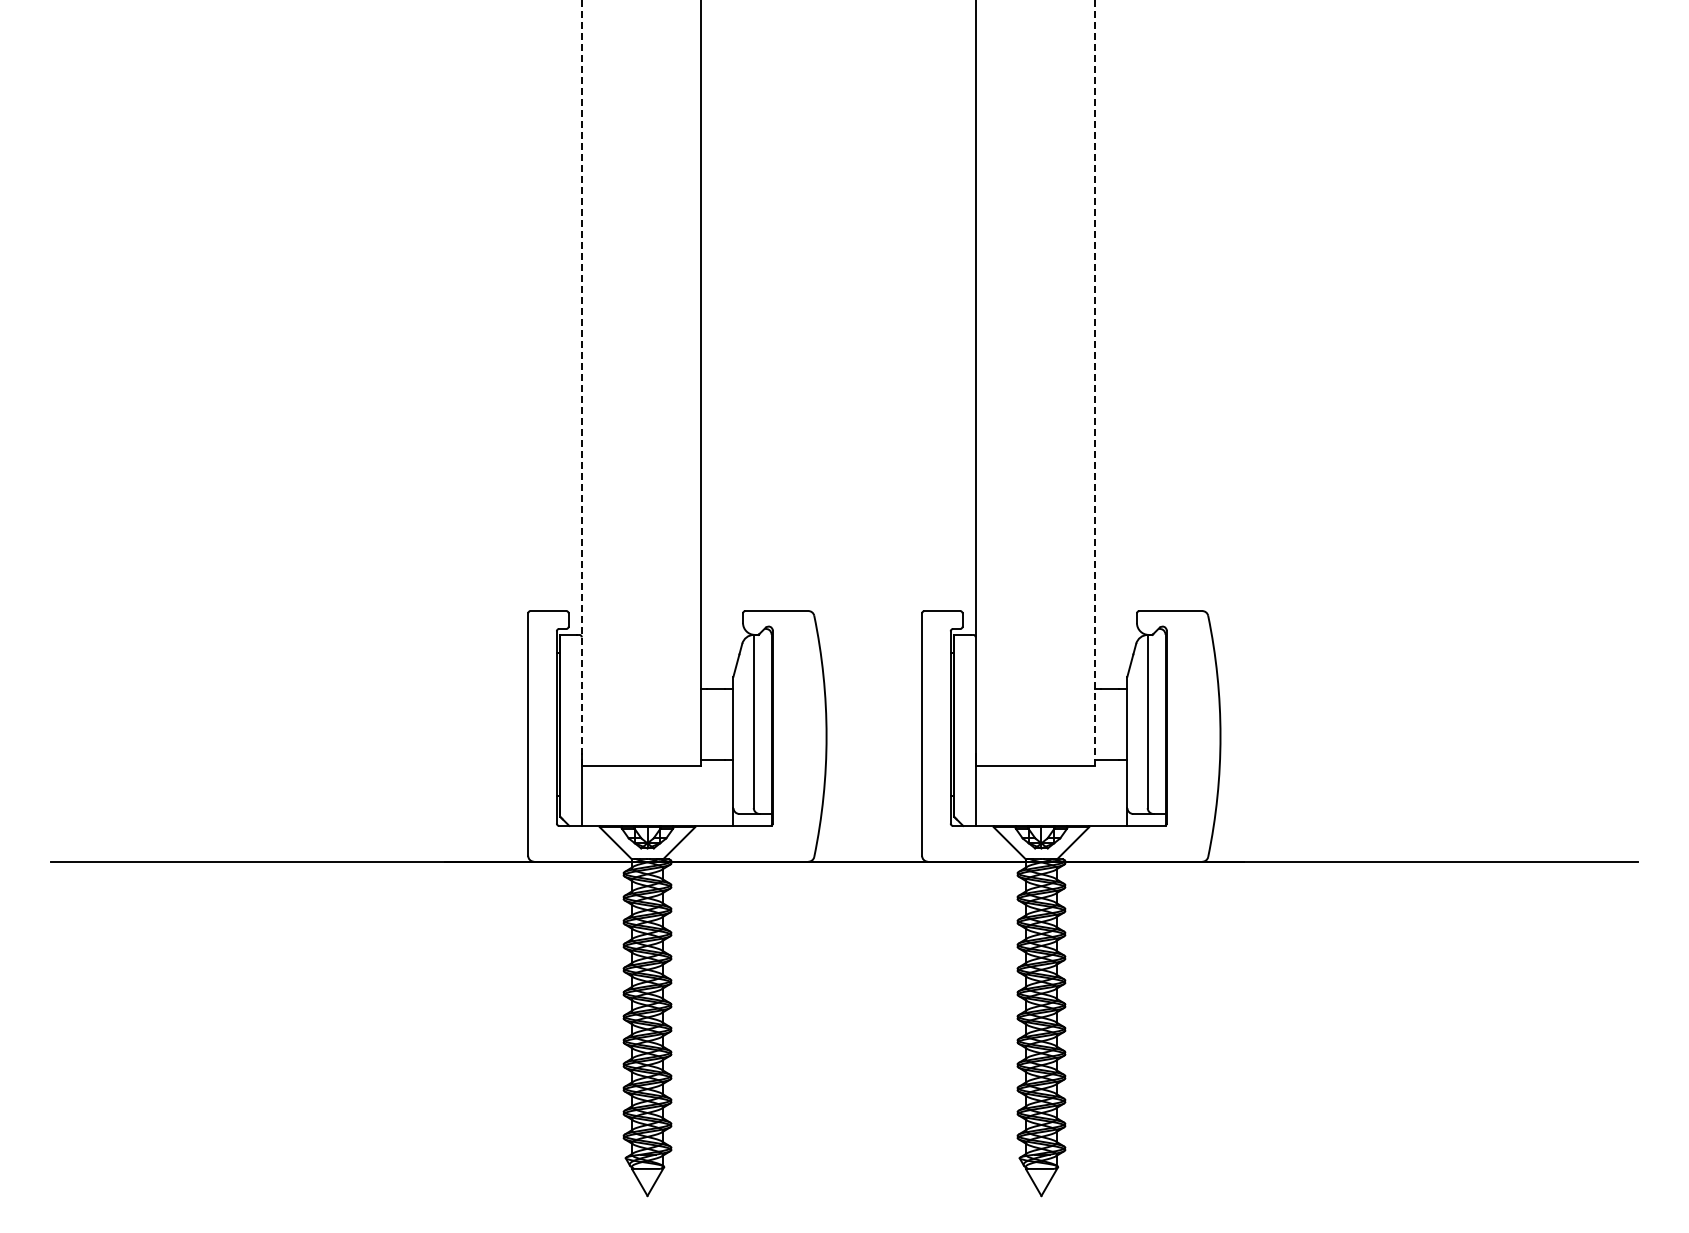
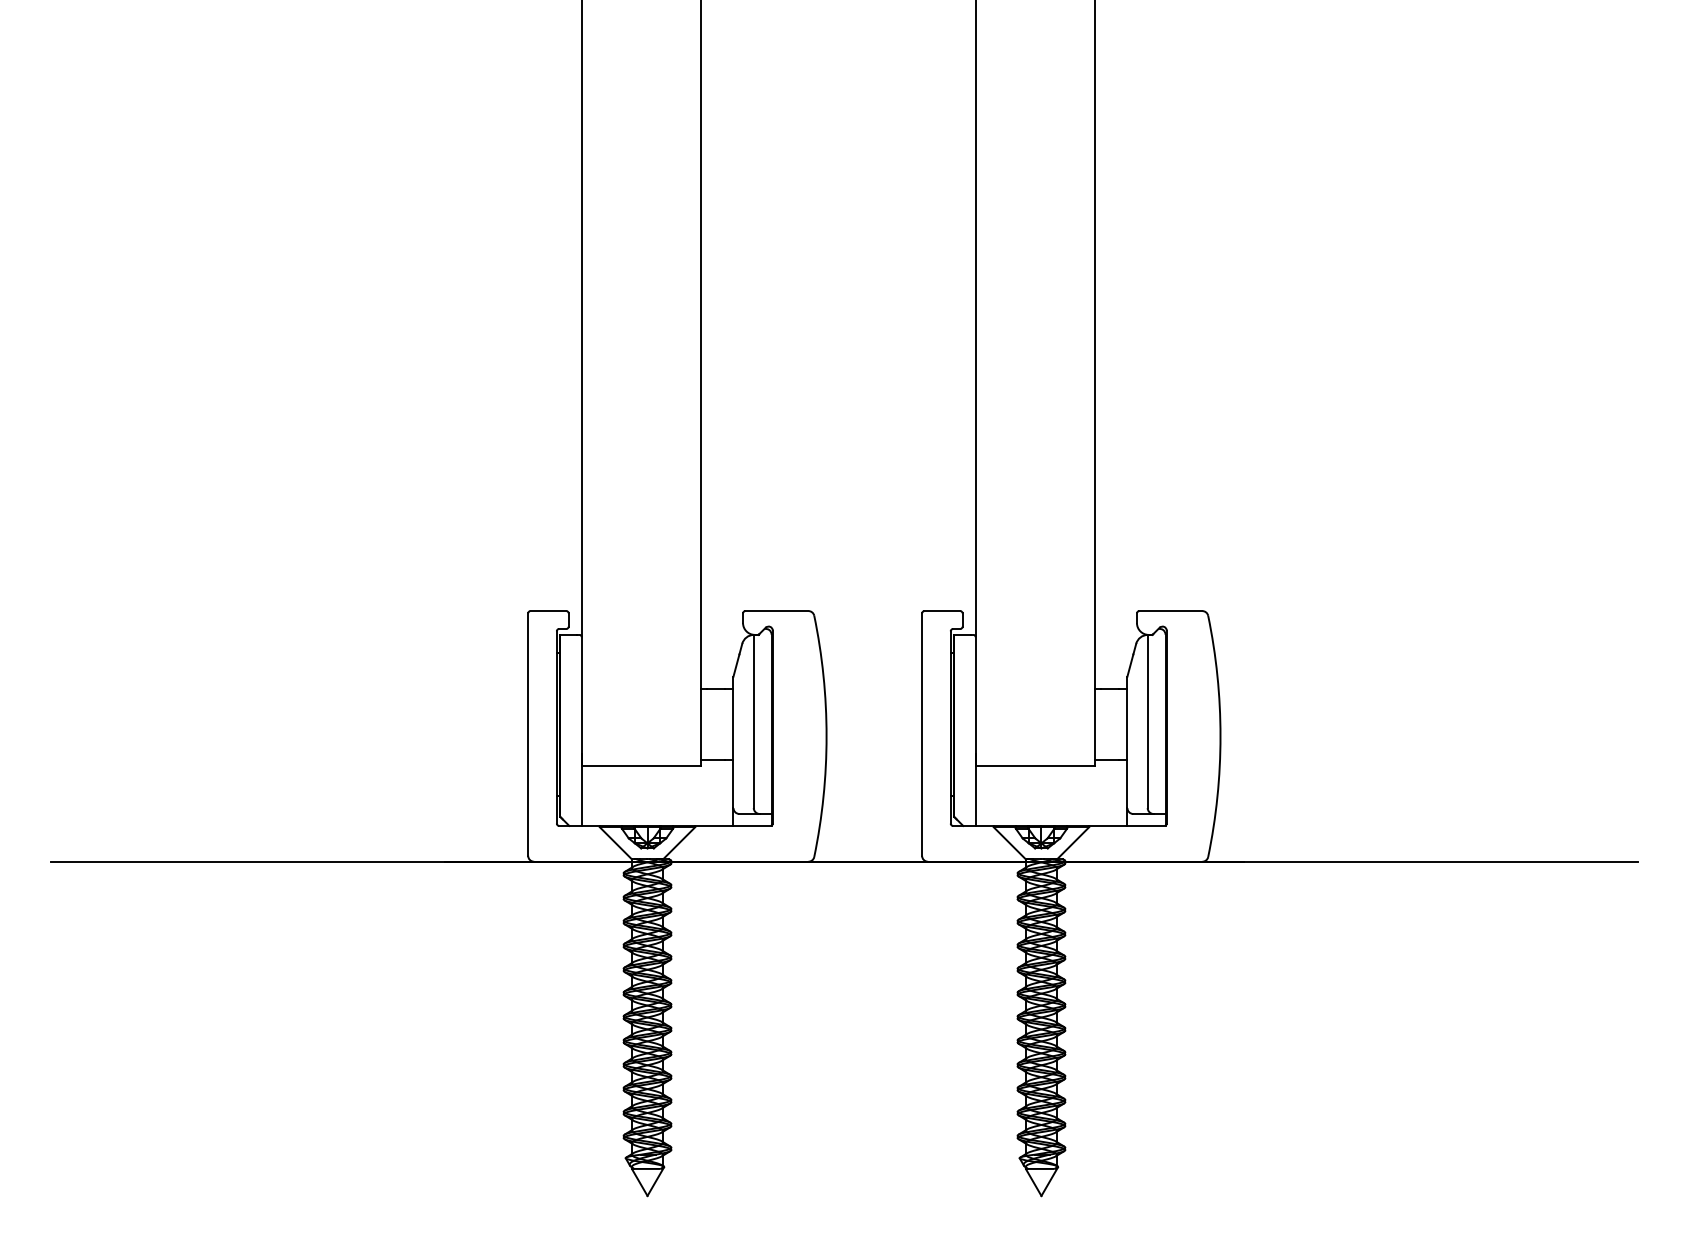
line: dashed -> solid (581, 383)
line: dashed -> solid (1095, 383)
